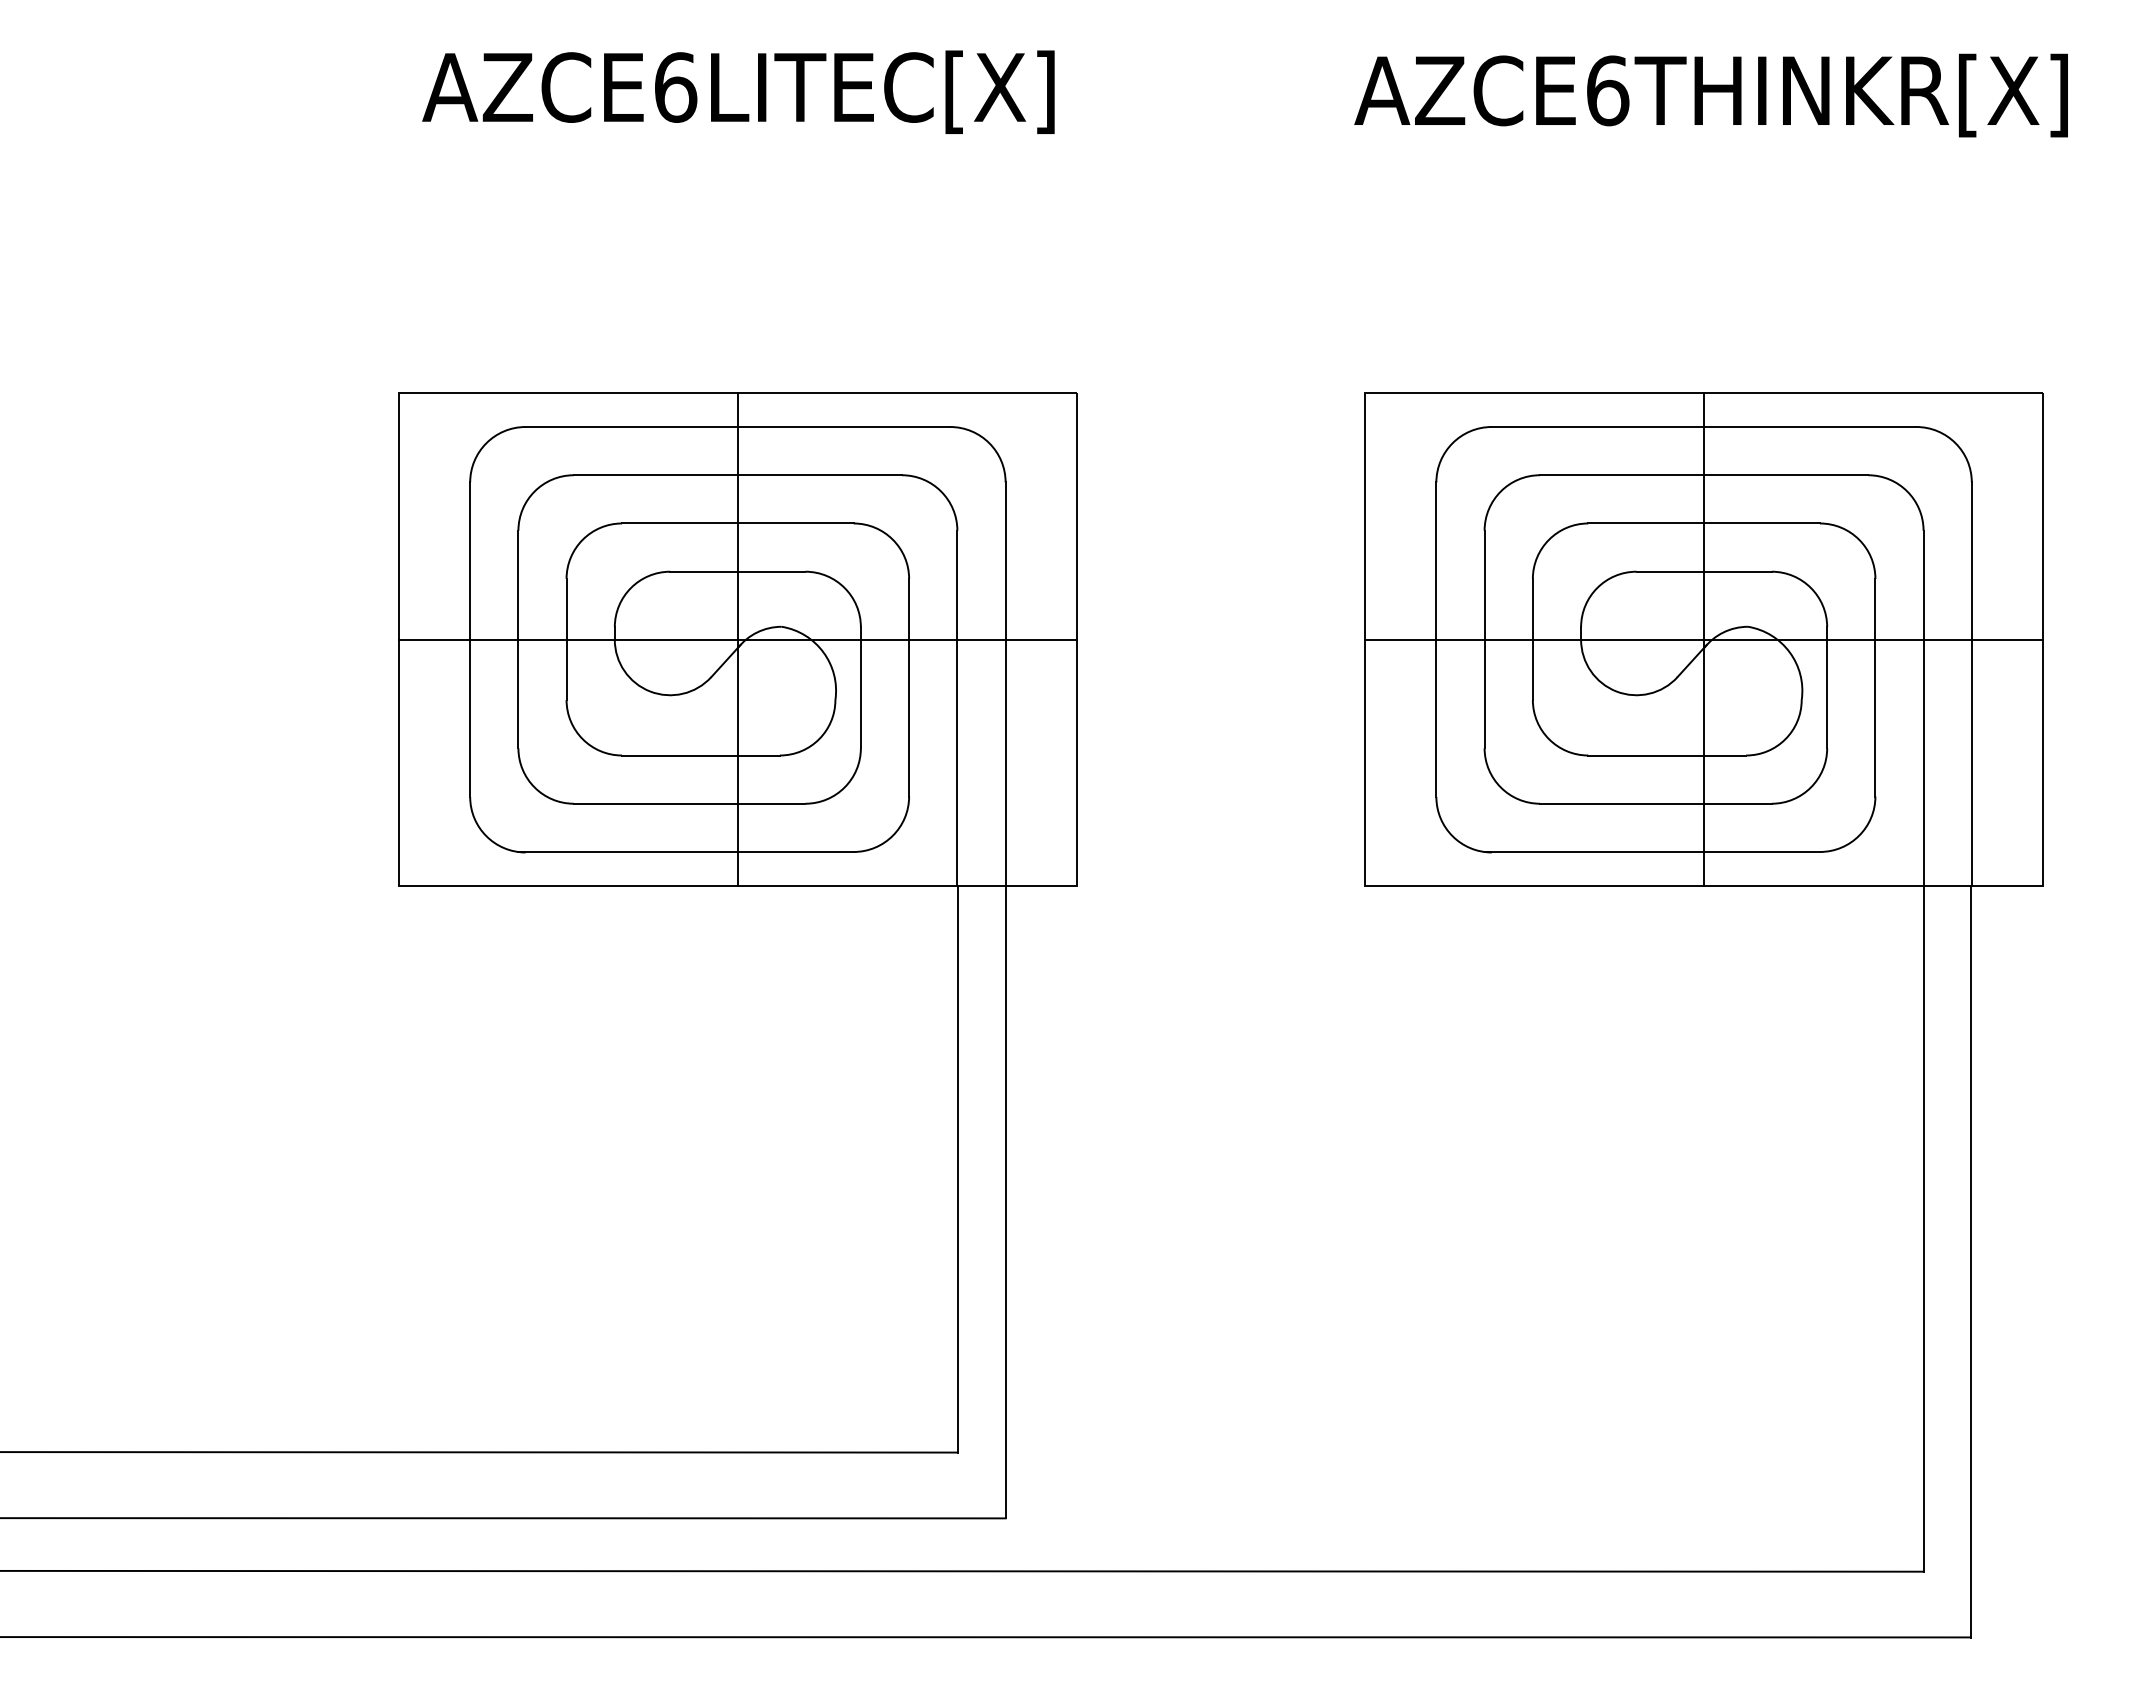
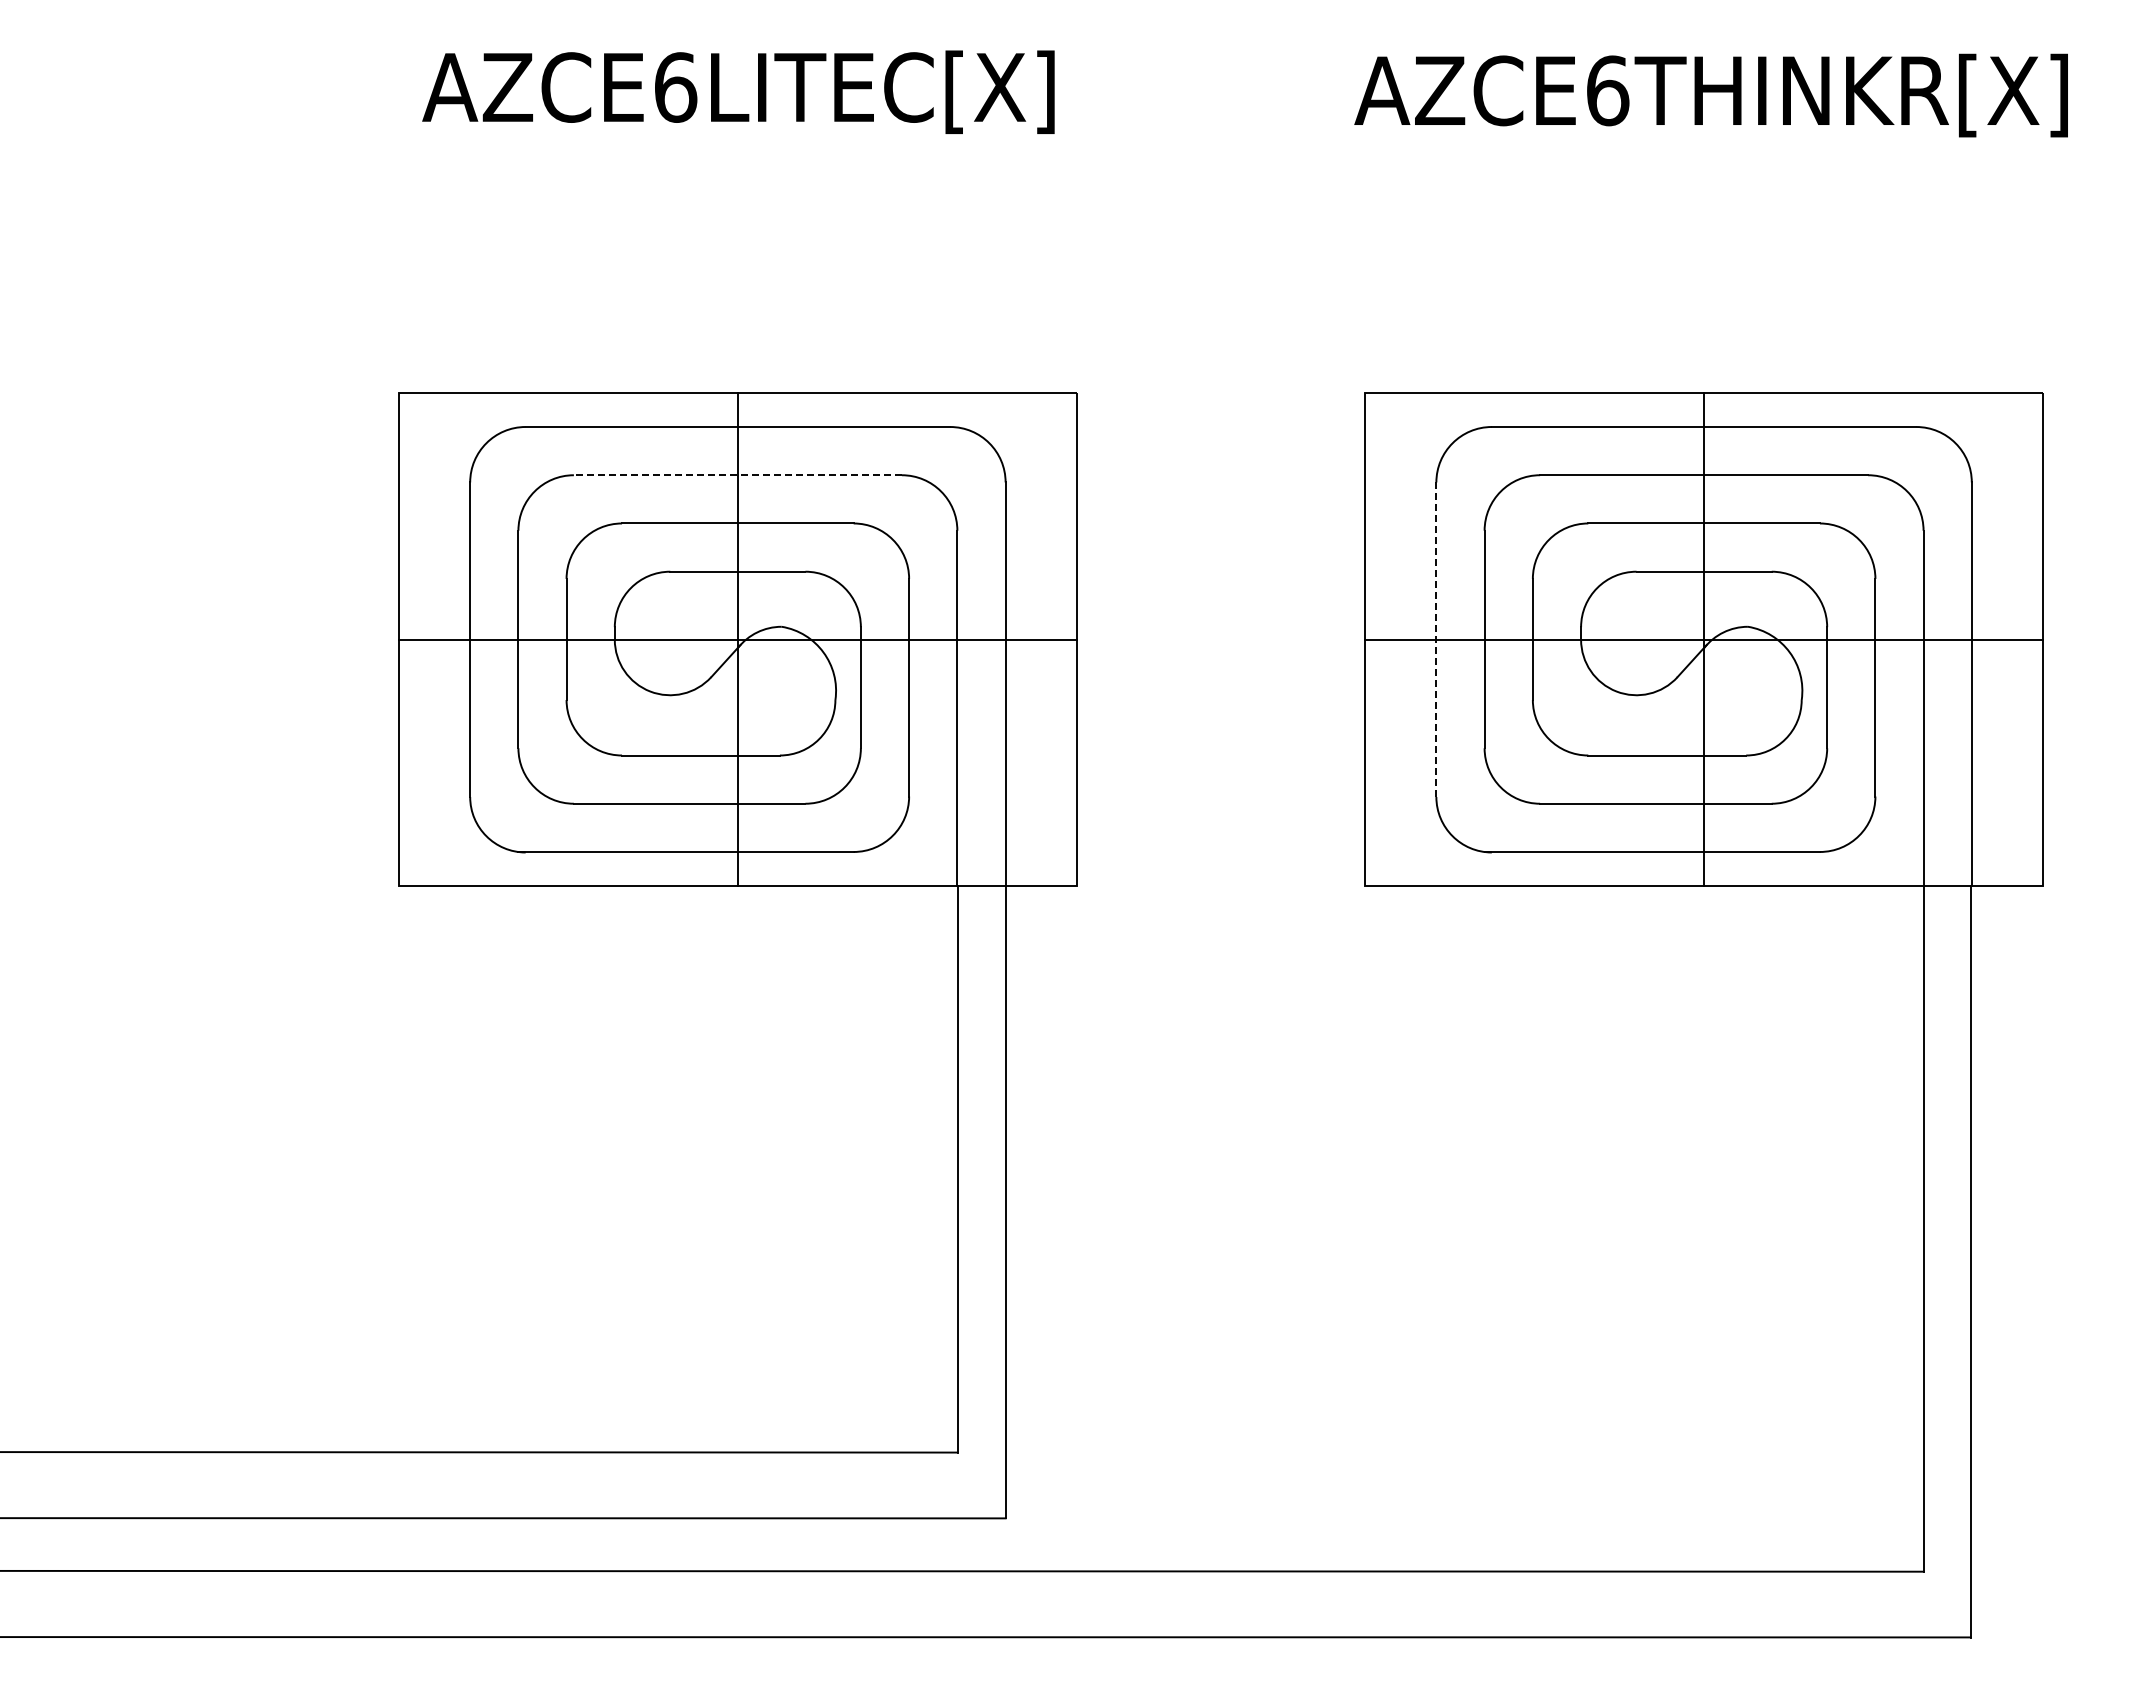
line: solid -> dashed (737, 475)
line: solid -> dashed (1436, 639)
